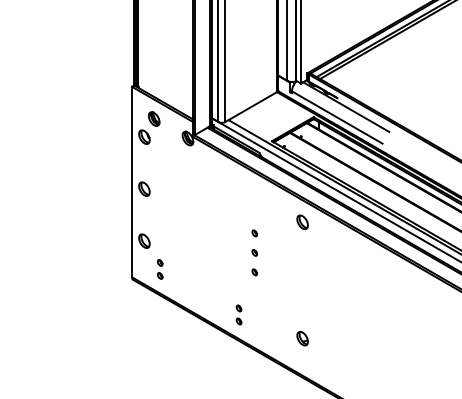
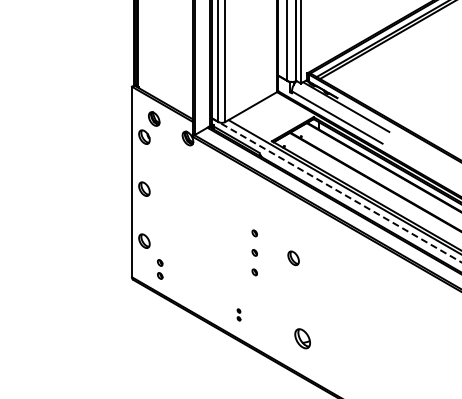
line: solid -> dashed (337, 190)
part position: (302, 222) -> (293, 258) (293, 258)
part size: 8x22 px -> 6x14 px (238, 314)
part size: 13x17 px -> 17x22 px (302, 338)
